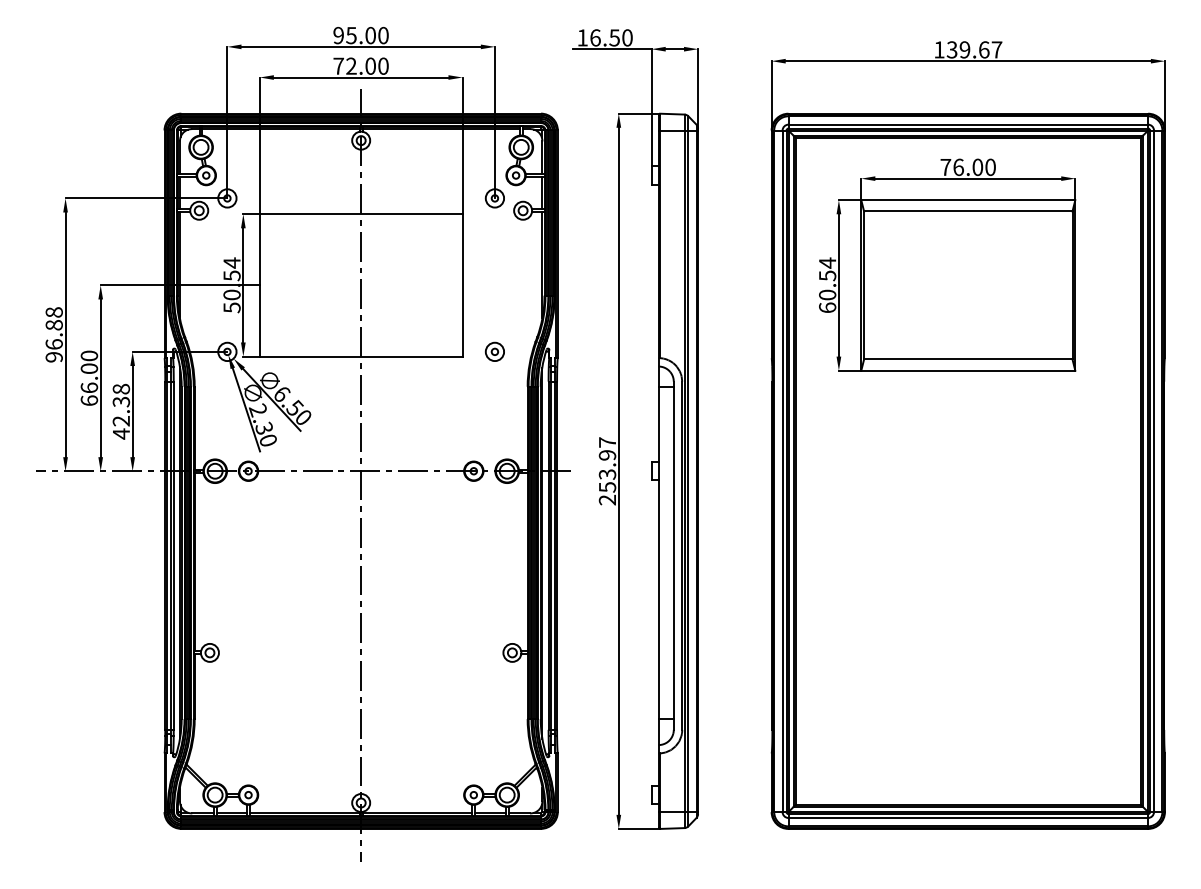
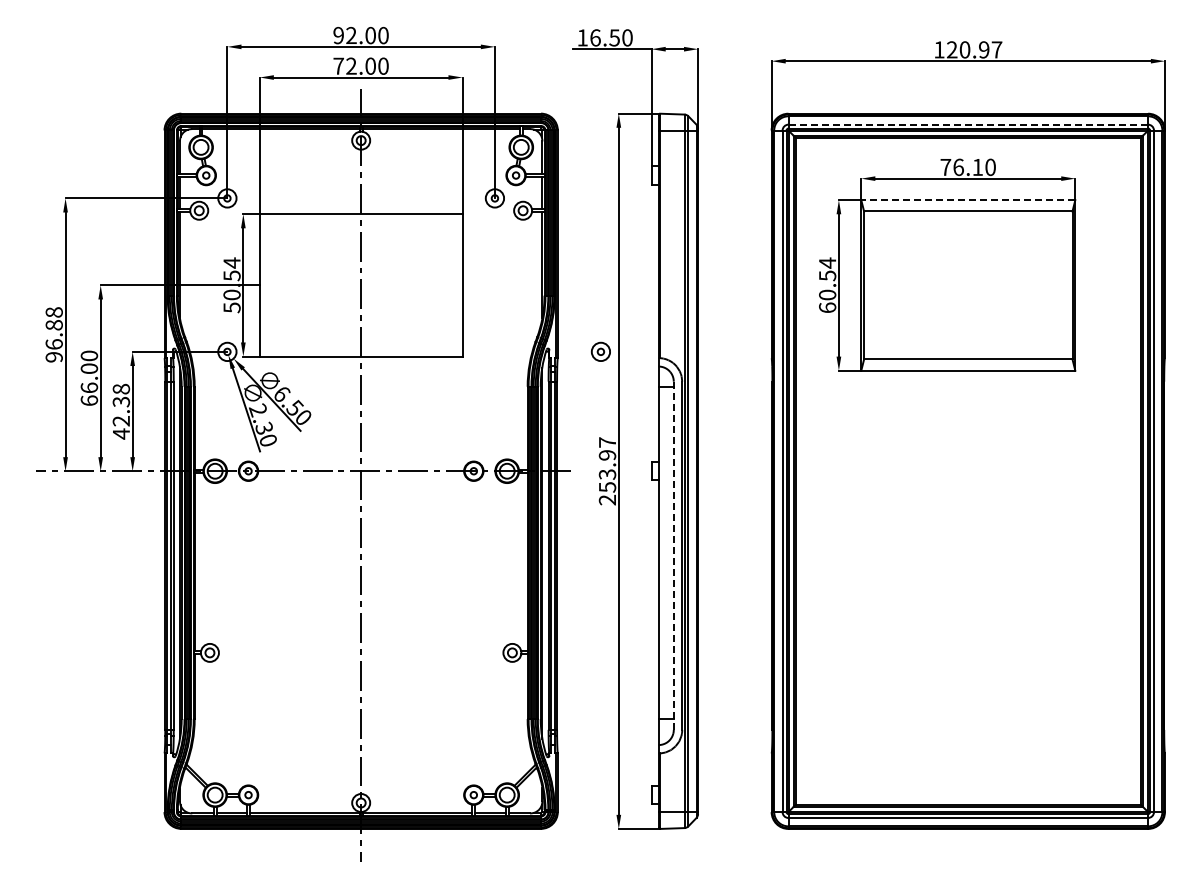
text: 95.00 -> 92.00 (351, 35)
text: 139.67 -> 120.97 (967, 49)
line: solid -> dashed (968, 124)
text: 76.00 -> 76.10 (977, 167)
line: solid -> dashed (967, 200)
part position: (494, 351) -> (600, 351) (600, 351)
line: solid -> dashed (673, 556)
